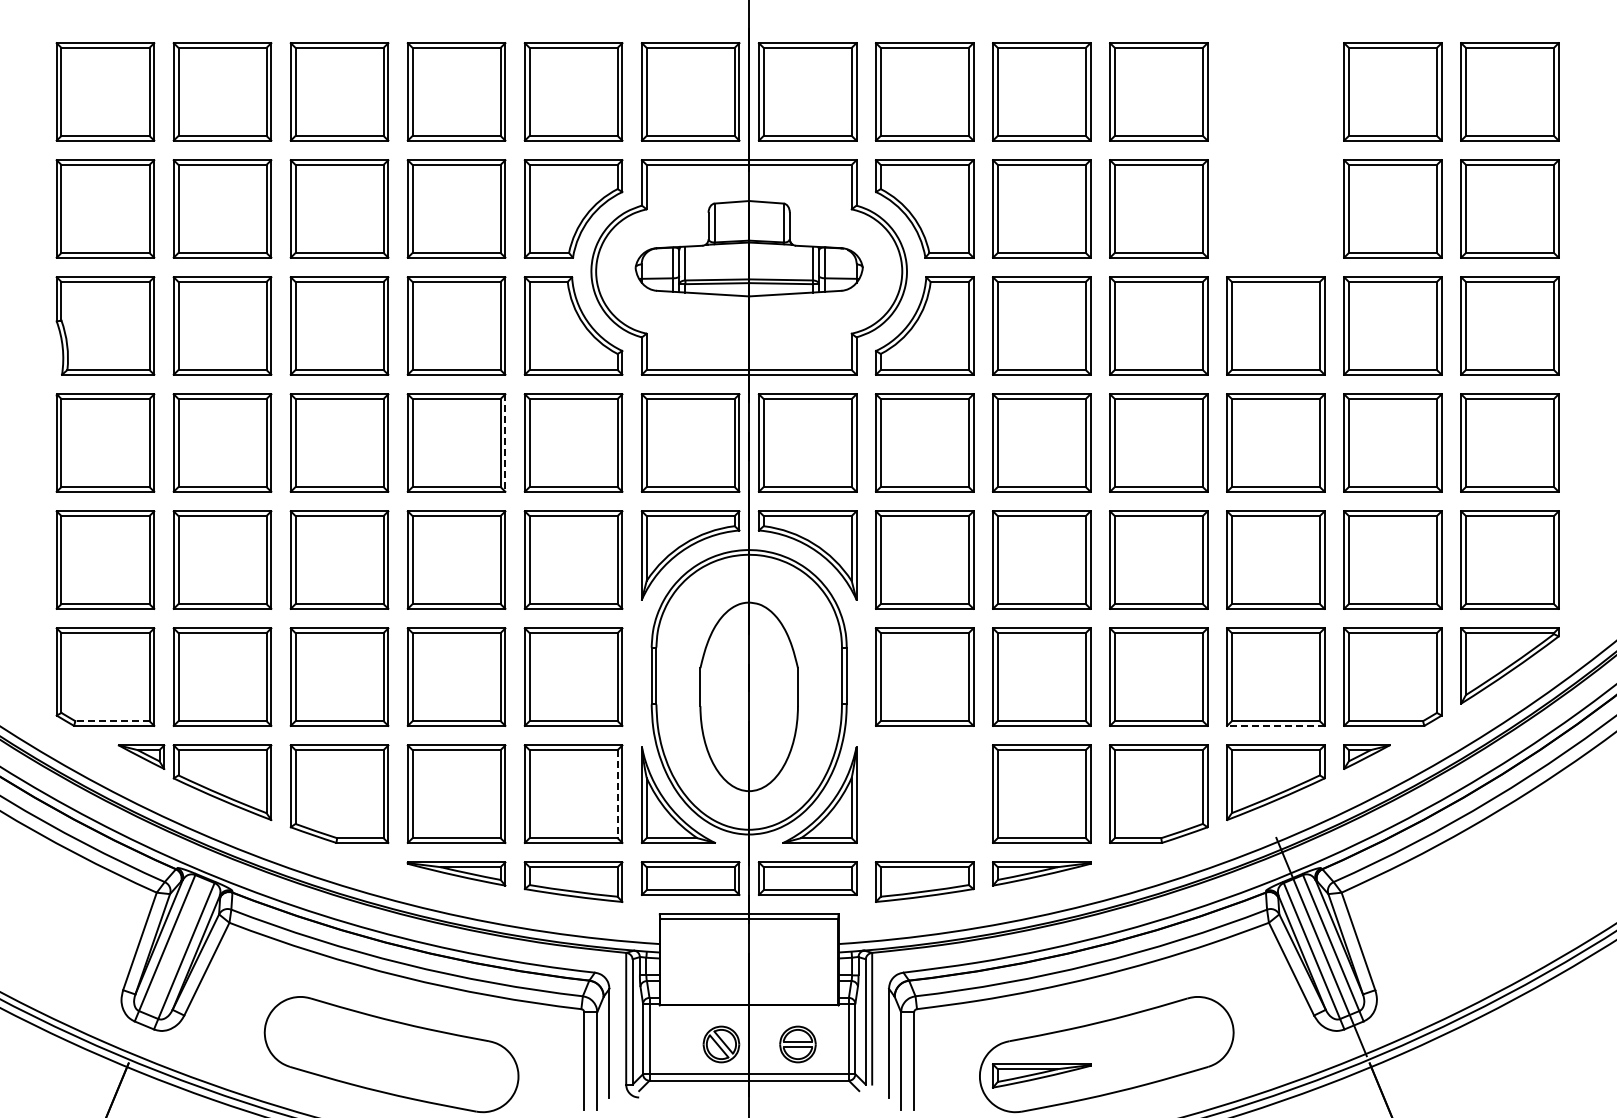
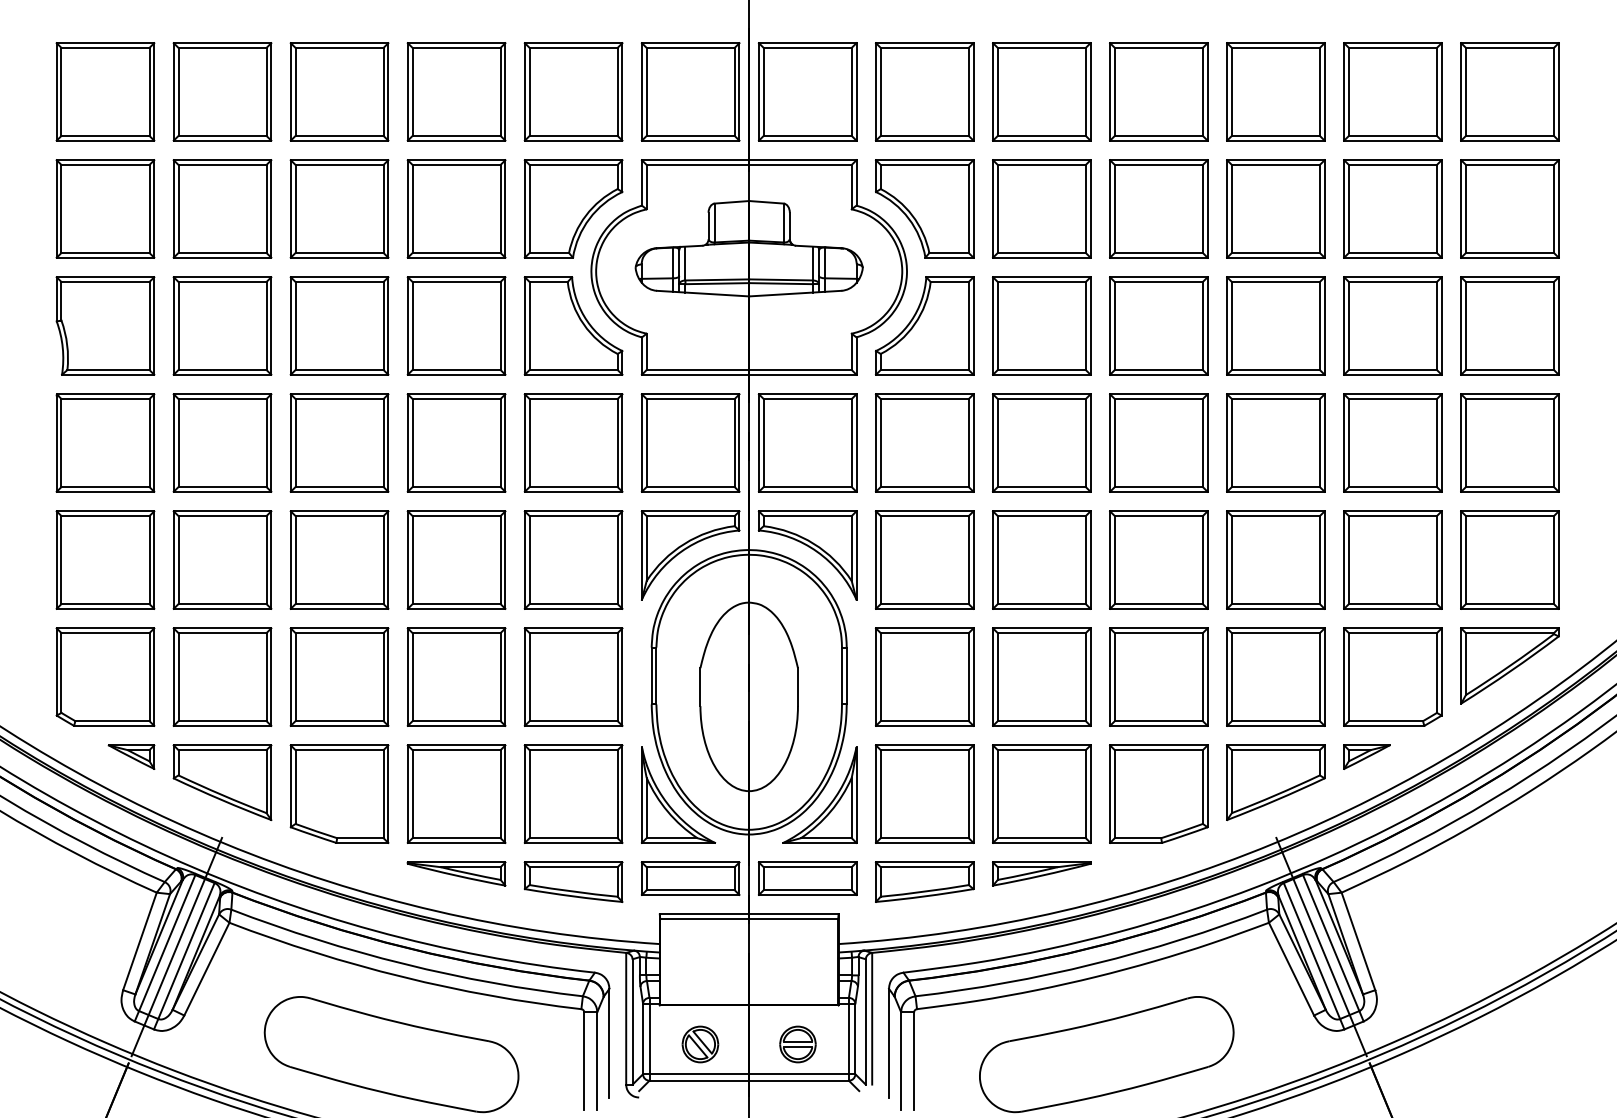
part: none -> present (1275, 91)
part: none -> present (1275, 208)
line: dashed -> solid (505, 443)
line: dashed -> solid (111, 721)
line: dashed -> solid (1275, 725)
part position: (141, 756) -> (131, 756) (131, 756)
part: none -> present (924, 793)
line: dashed -> solid (617, 794)
line: none -> present (176, 947)
part position: (721, 1044) -> (700, 1044) (700, 1044)
part: present -> none (1041, 1075)
